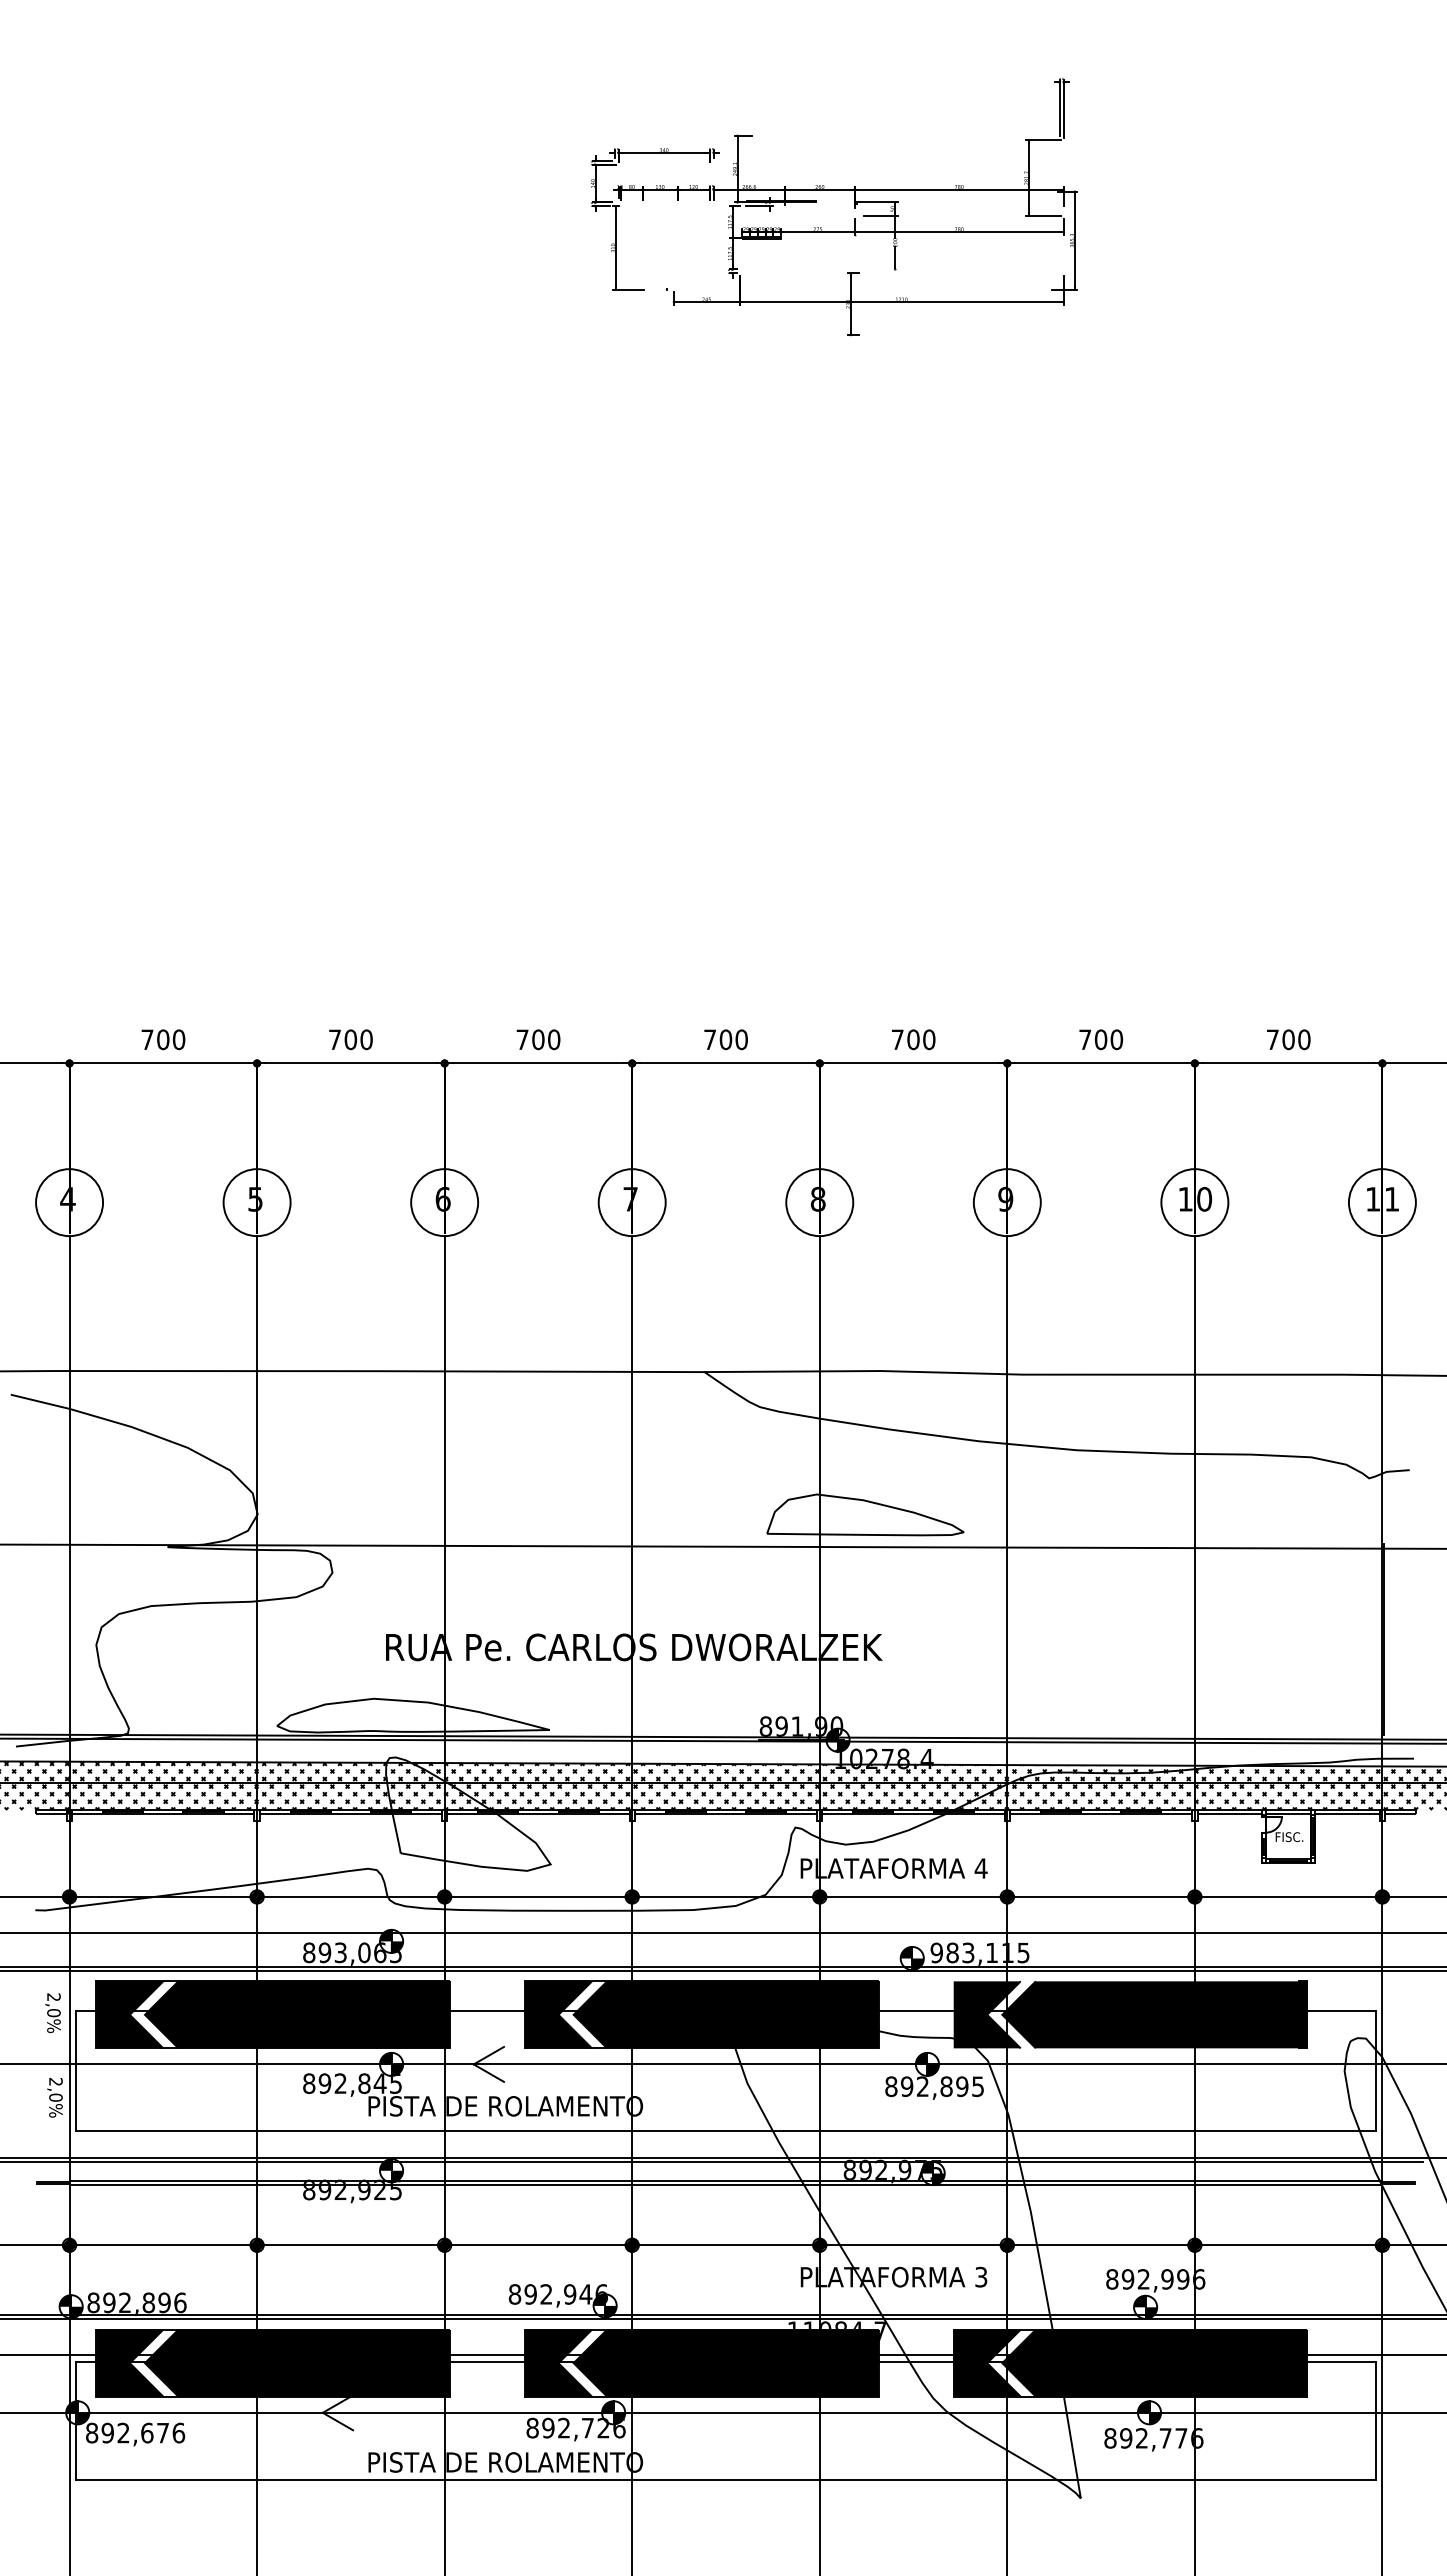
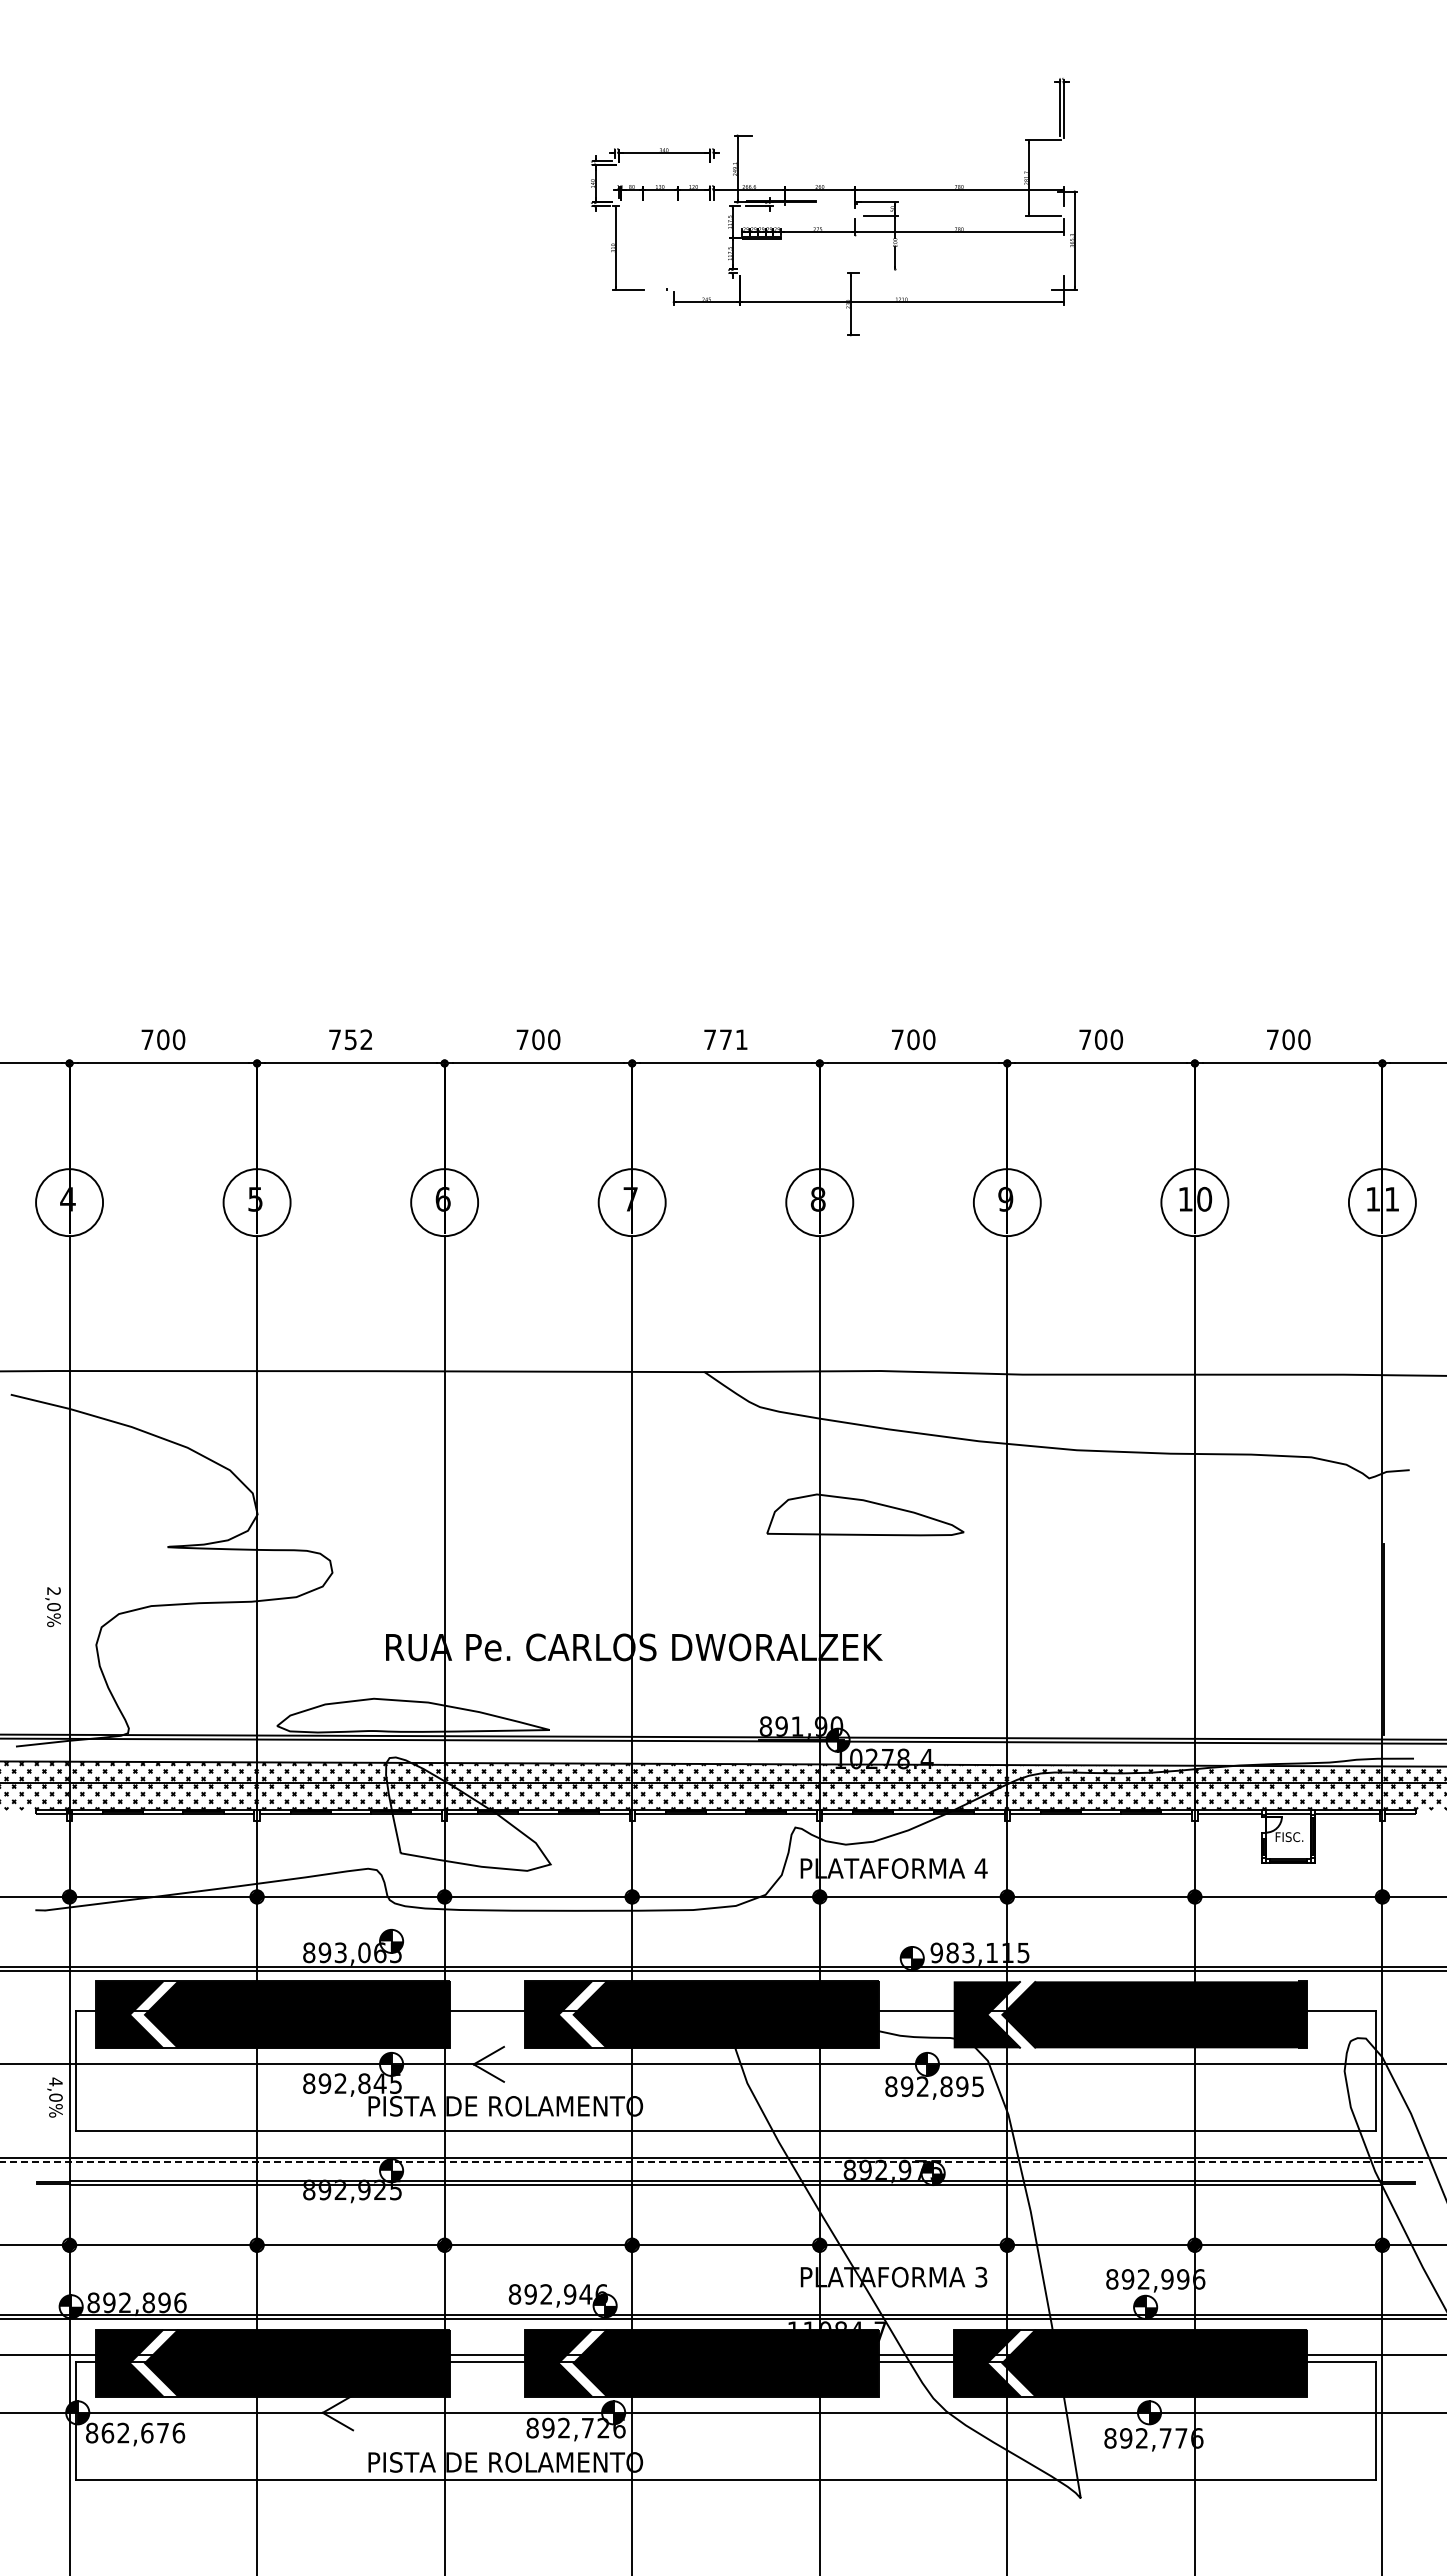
text: 700 -> 752 (358, 1039)
text: 700 -> 771 (733, 1039)
line: present -> none (722, 1546)
line: present -> none (722, 1933)
text position: (52, 2013) -> (52, 1607) (52, 1607)
text: 2,0% -> 4,0% (55, 2081)
line: solid -> dashed (711, 2162)
text: 892,676 -> 862,676 (107, 2432)
